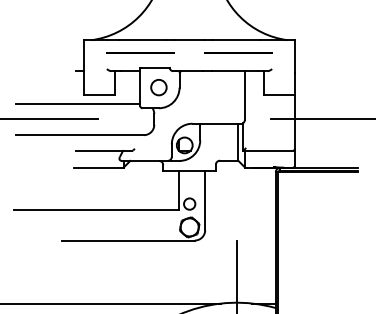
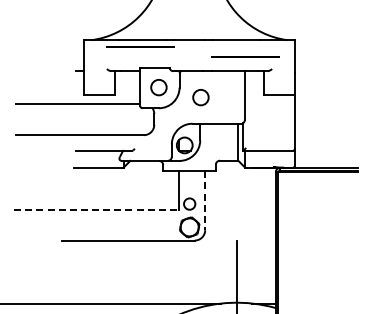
line position: (140, 52) -> (140, 46) (140, 46)
line position: (238, 52) -> (245, 56) (245, 56)
circle: none -> present (200, 97)
line: present -> none (50, 119)
line: present -> none (321, 119)
line: solid -> dashed (205, 201)
line: solid -> dashed (96, 209)
